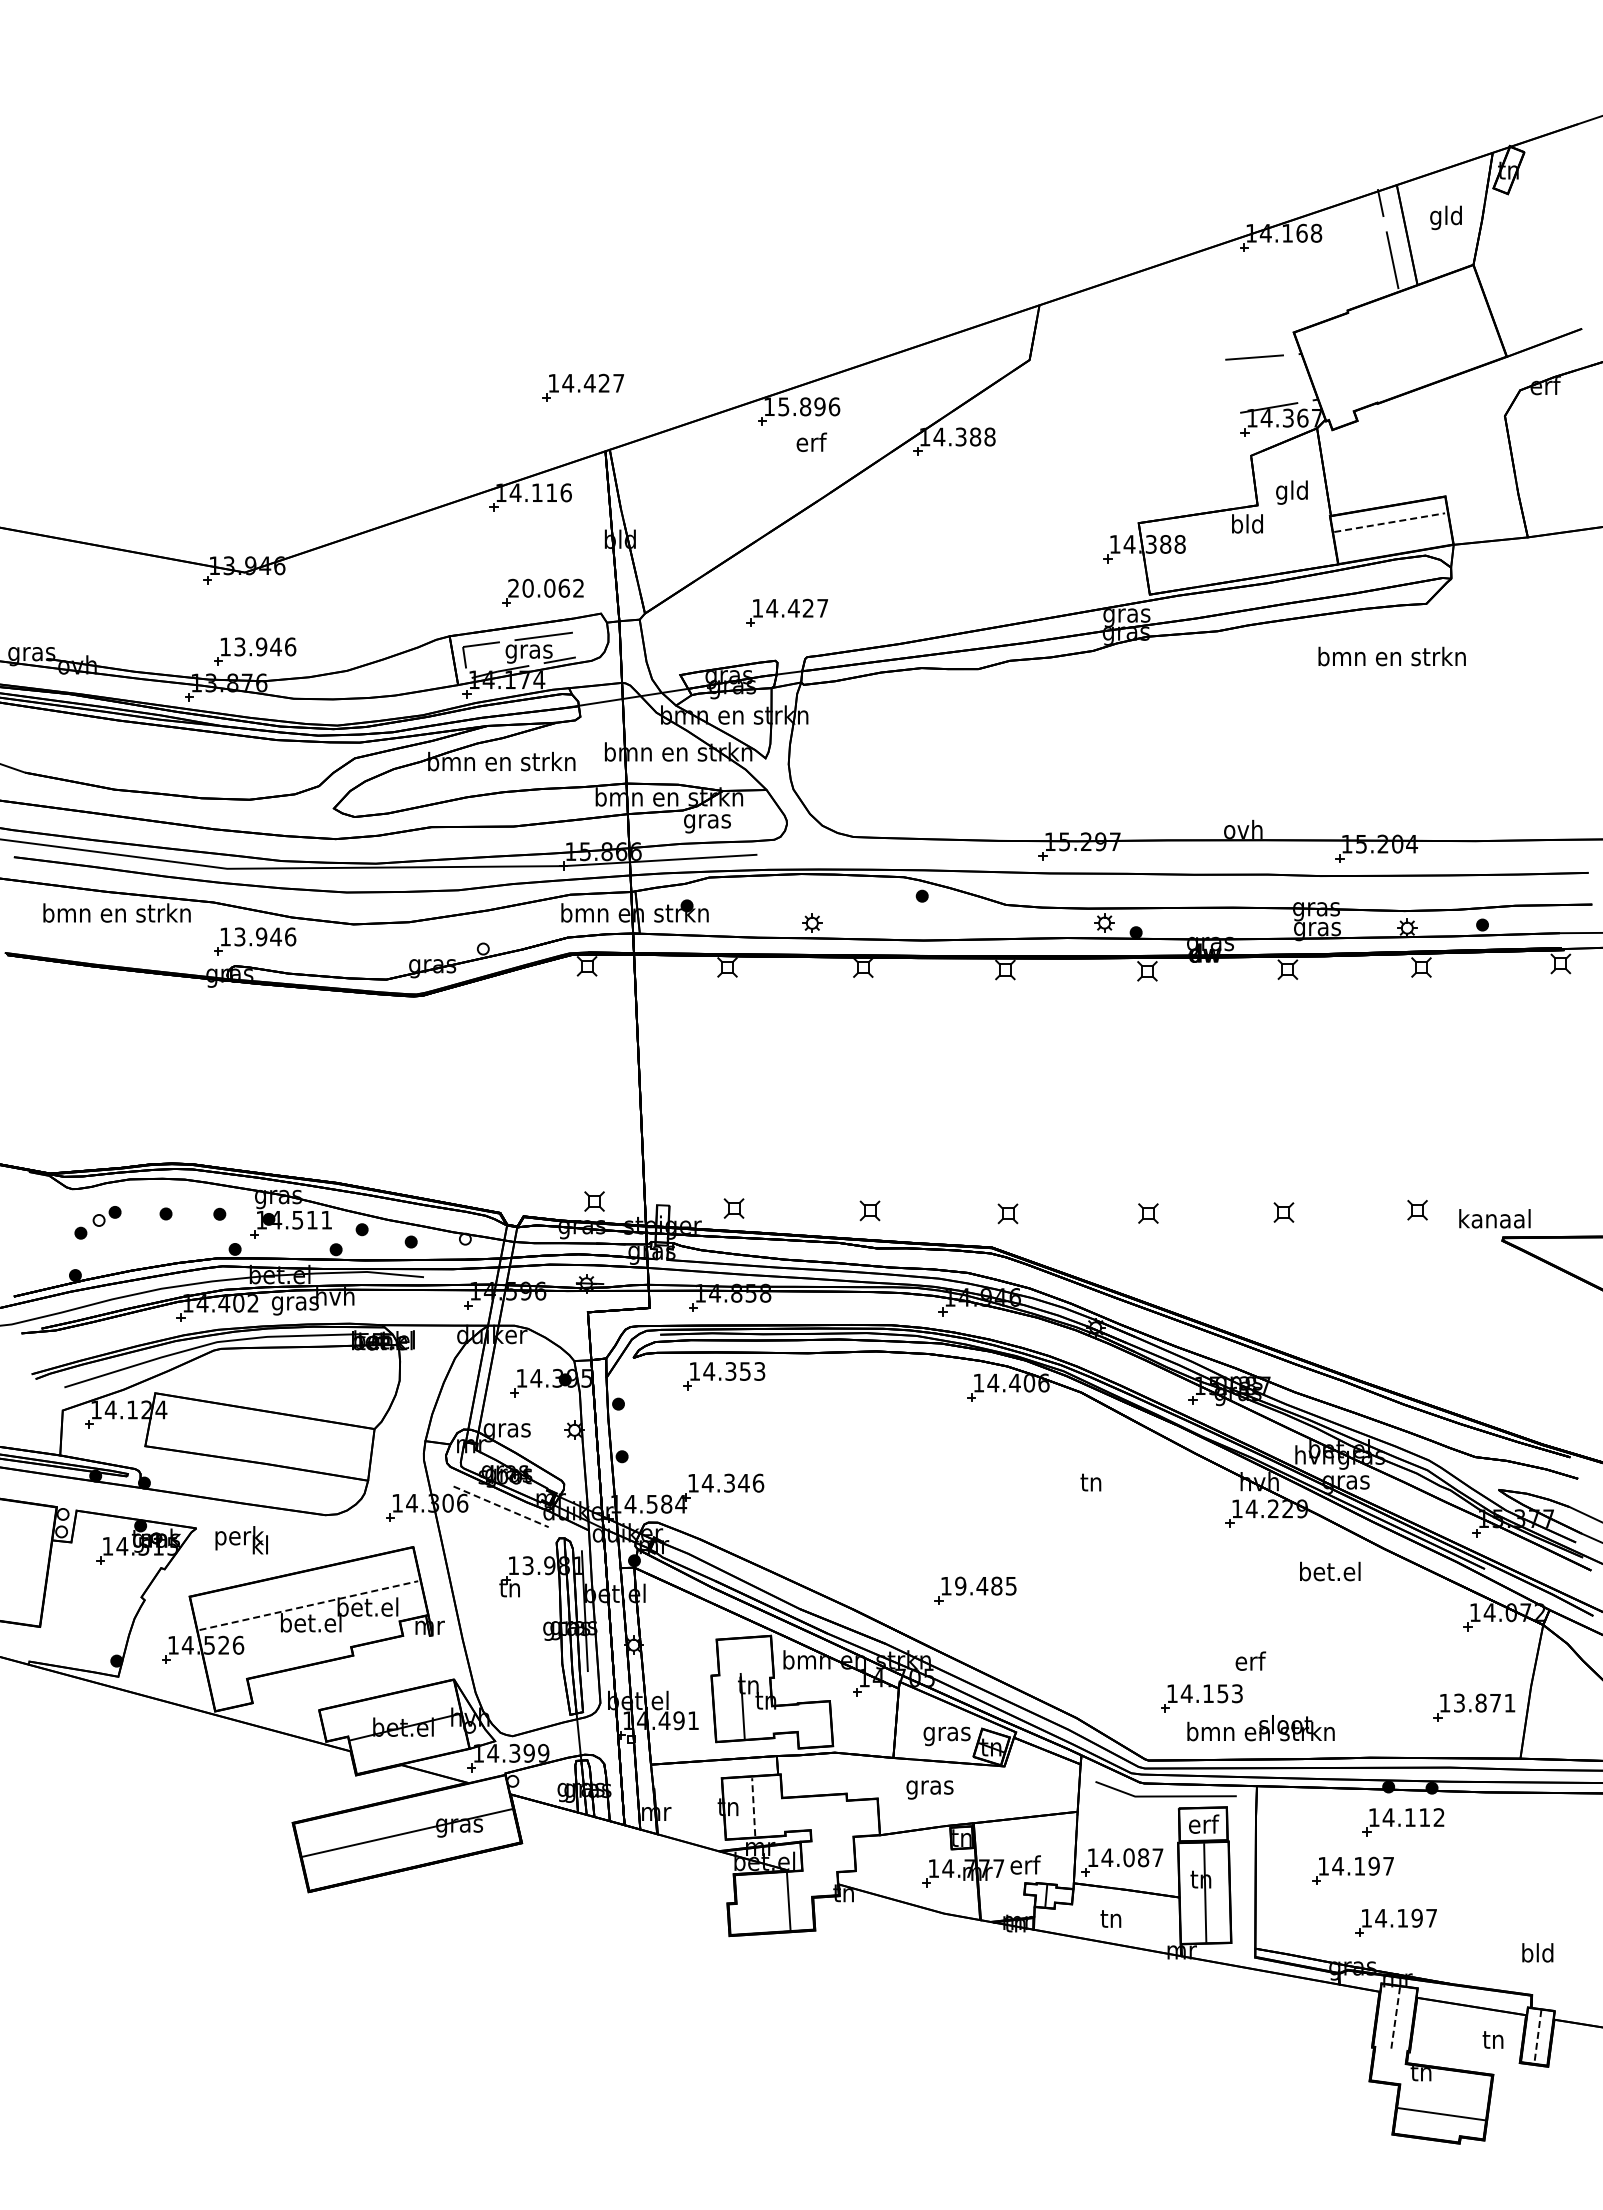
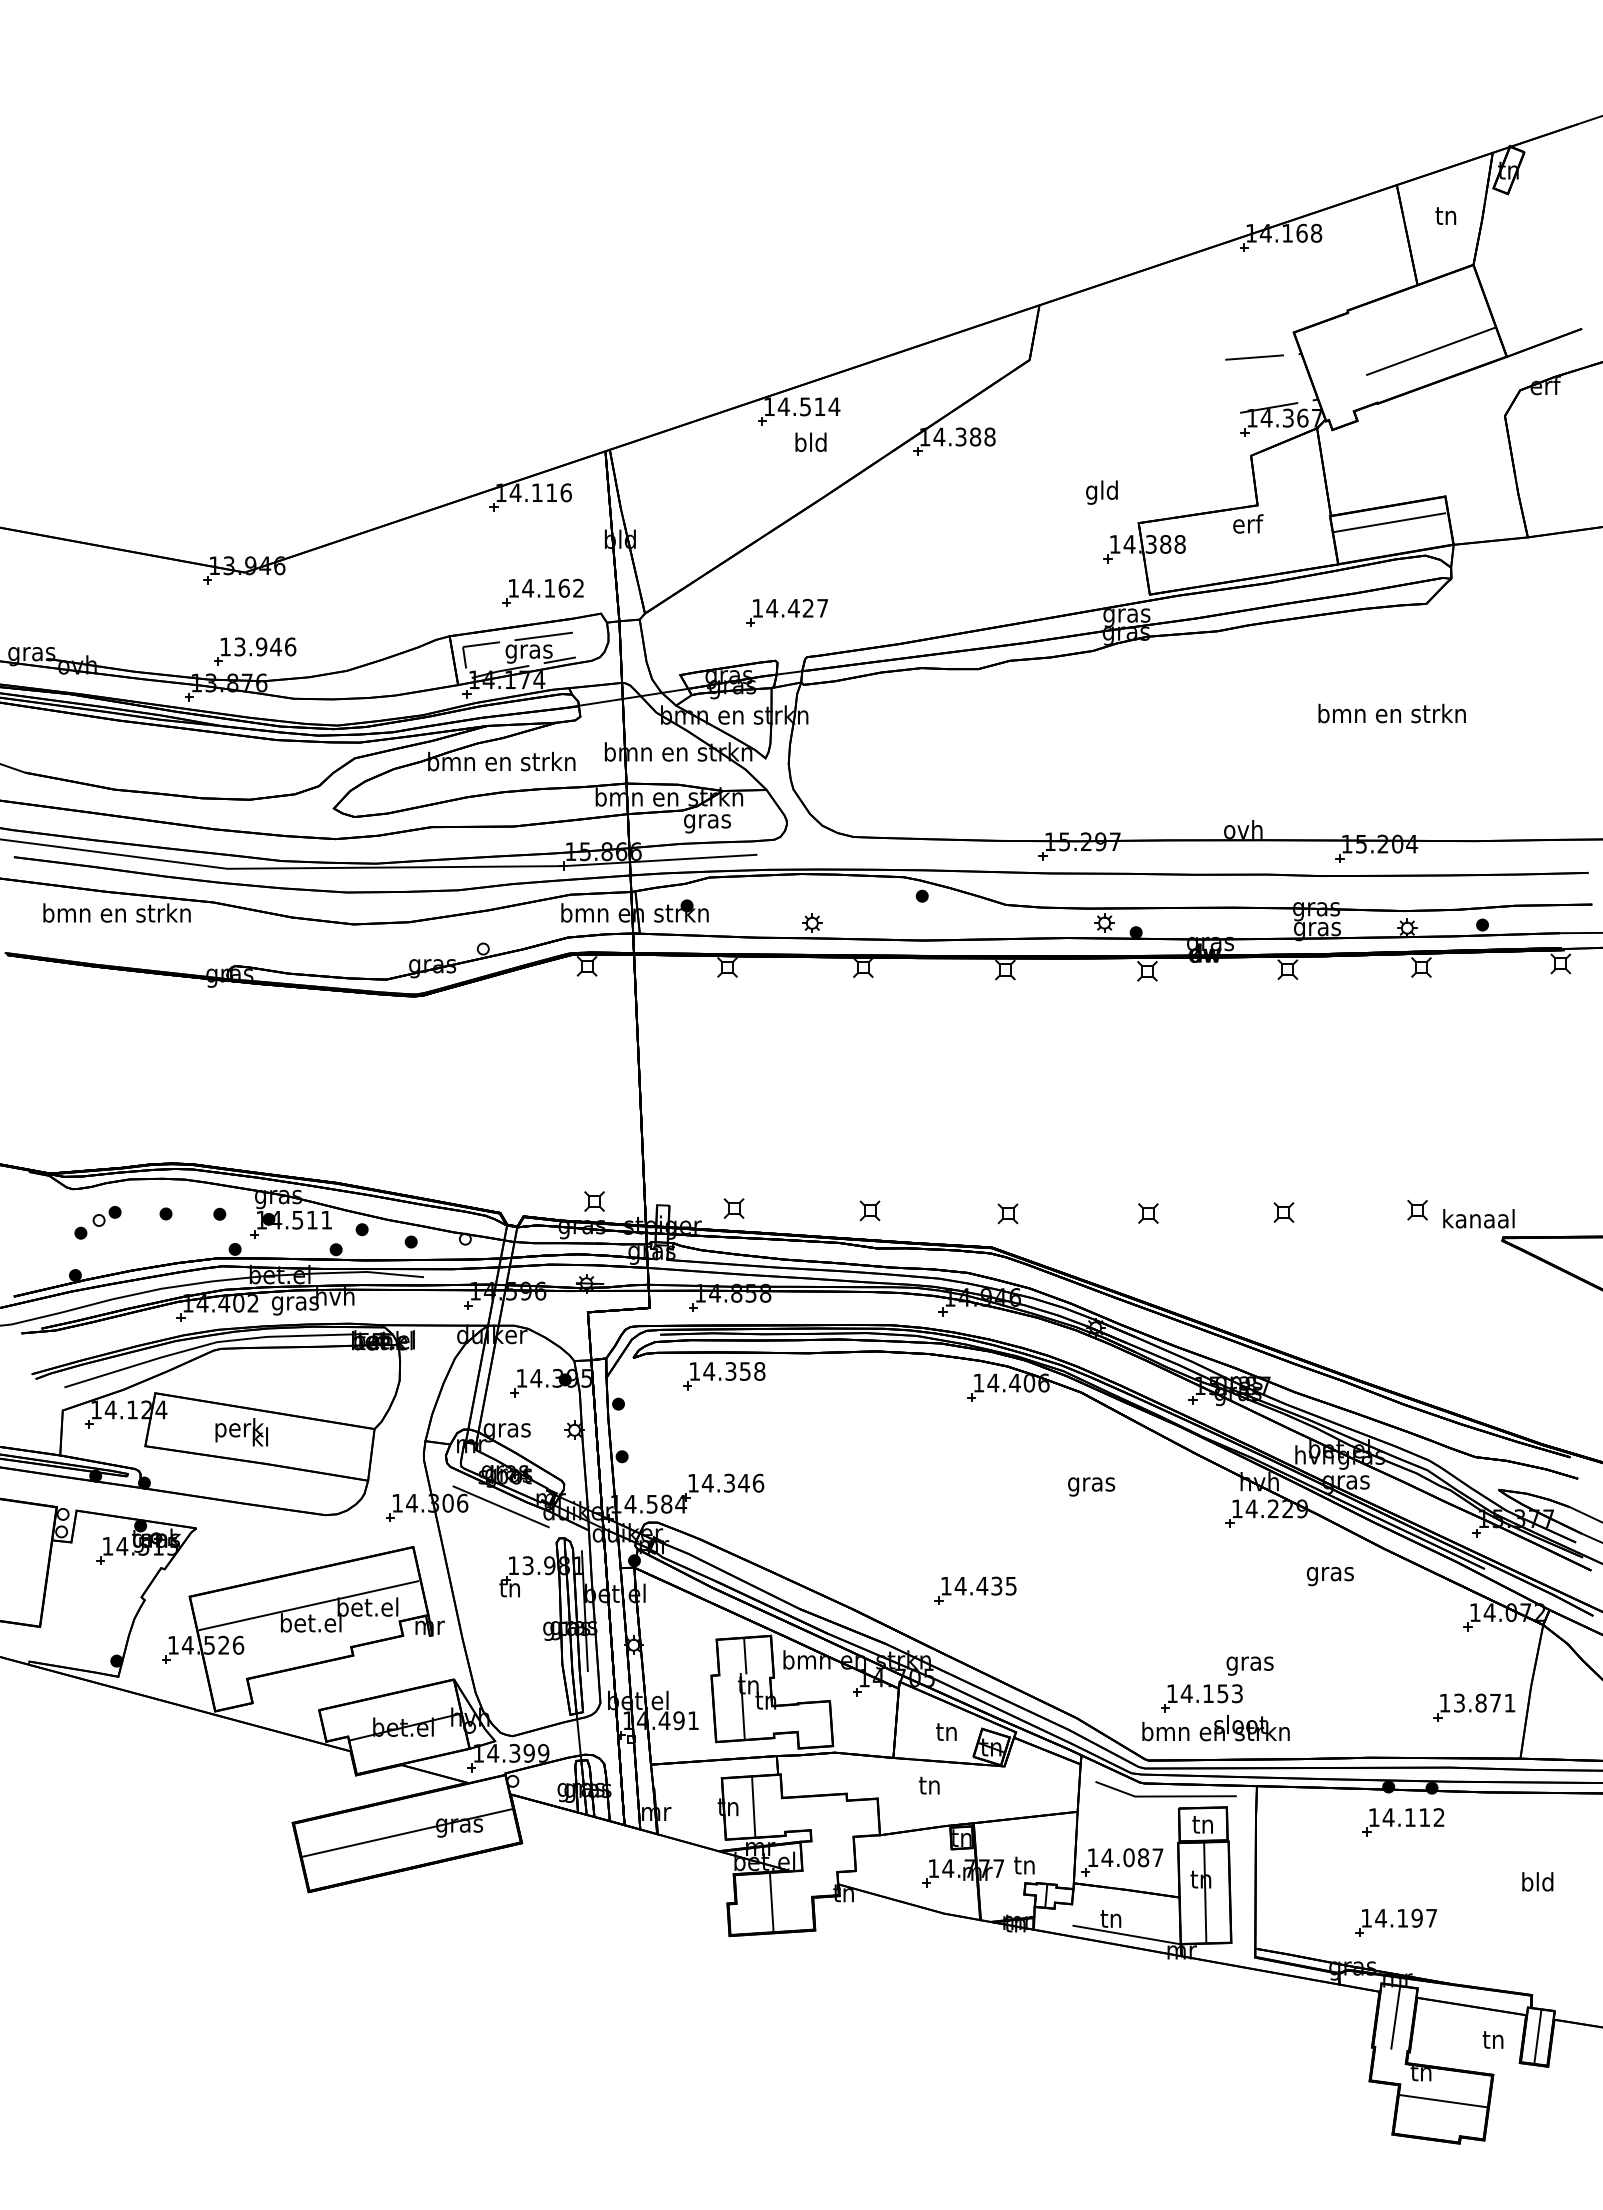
text: gld -> tn (1445, 217)
line position: (1387, 239) -> (1406, 235) (1406, 235)
line: none -> present (1430, 350)
part: present -> none (582, 387)
text: 15.896 -> 14.514 (808, 406)
text: erf -> bld (811, 442)
text position: (1291, 492) -> (1101, 492) (1101, 492)
line: dashed -> solid (1390, 522)
text: bld -> erf (1247, 523)
text: 20.062 -> 14.162 (531, 587)
text position: (1391, 656) -> (1391, 713) (1391, 713)
part: present -> none (255, 941)
text position: (1494, 1218) -> (1478, 1218) (1478, 1218)
text: 14.353 -> 14.358 (759, 1371)
text: tn -> gras (1091, 1484)
line: dashed -> solid (501, 1506)
text position: (241, 1540) -> (241, 1432) (241, 1432)
text: bet.el -> gras (1330, 1573)
text: 19.485 -> 14.435 (978, 1585)
line: dashed -> solid (309, 1605)
line: none -> present (745, 1656)
text: erf -> gras (1249, 1663)
text position: (1260, 1728) -> (1215, 1728) (1215, 1728)
text: gras -> tn (946, 1734)
text: gras -> tn (929, 1787)
line: dashed -> solid (753, 1806)
text: erf -> tn (1204, 1823)
text: erf -> tn (1025, 1864)
part: present -> none (1352, 1870)
line position: (788, 1901) -> (771, 1902) (771, 1902)
line: none -> present (1126, 1934)
text position: (1537, 1952) -> (1537, 1881) (1537, 1881)
line: dashed -> solid (1395, 2018)
line: dashed -> solid (1537, 2036)
line position: (1441, 2114) -> (1443, 2101) (1443, 2101)
